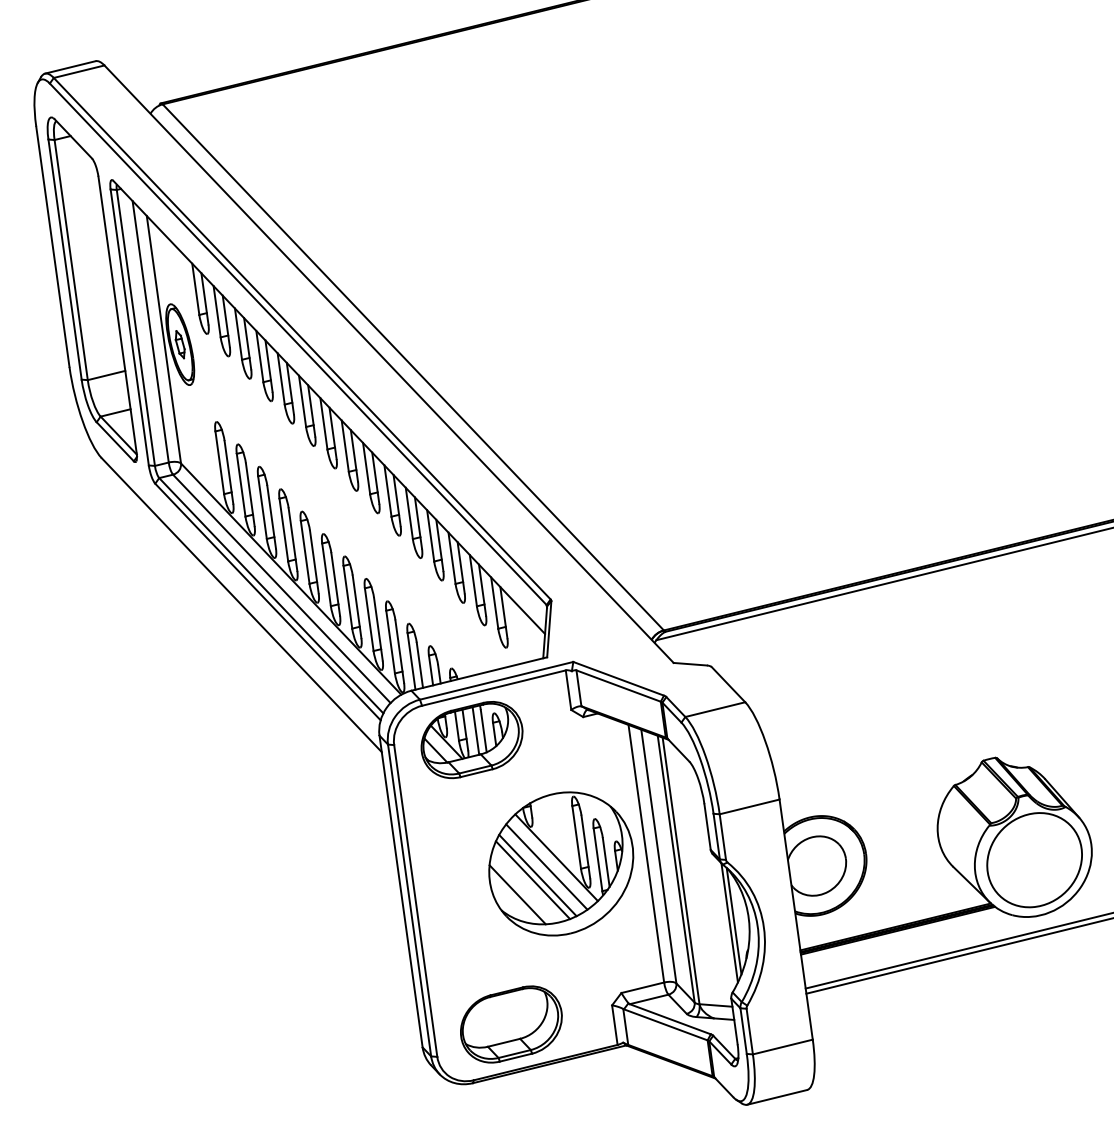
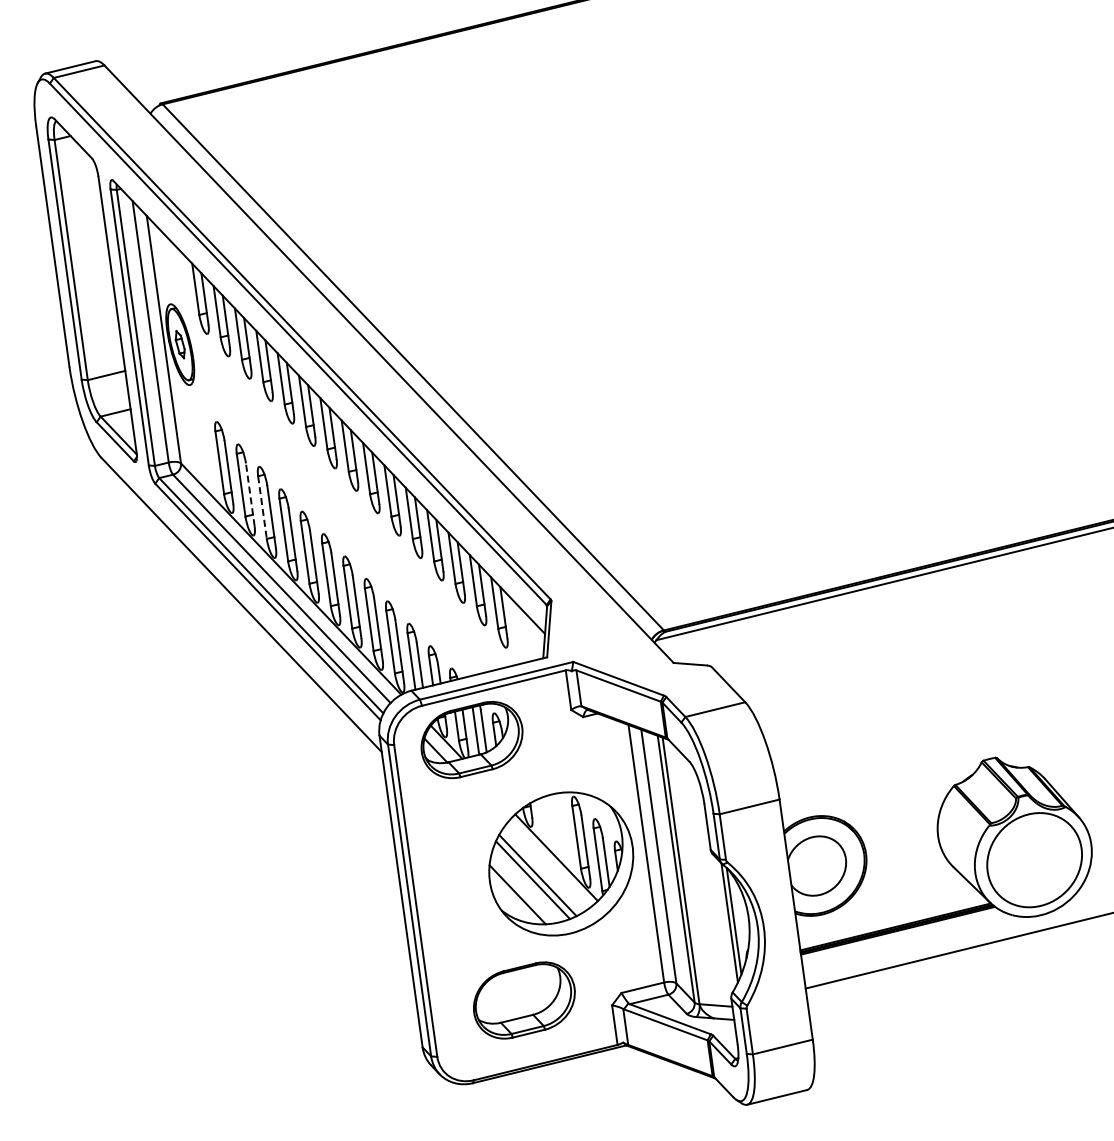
line: solid -> dashed (250, 494)
line: solid -> dashed (262, 507)
line: present -> none (546, 866)
line: present -> none (958, 955)
part position: (511, 1024) -> (524, 1000) (524, 1000)
